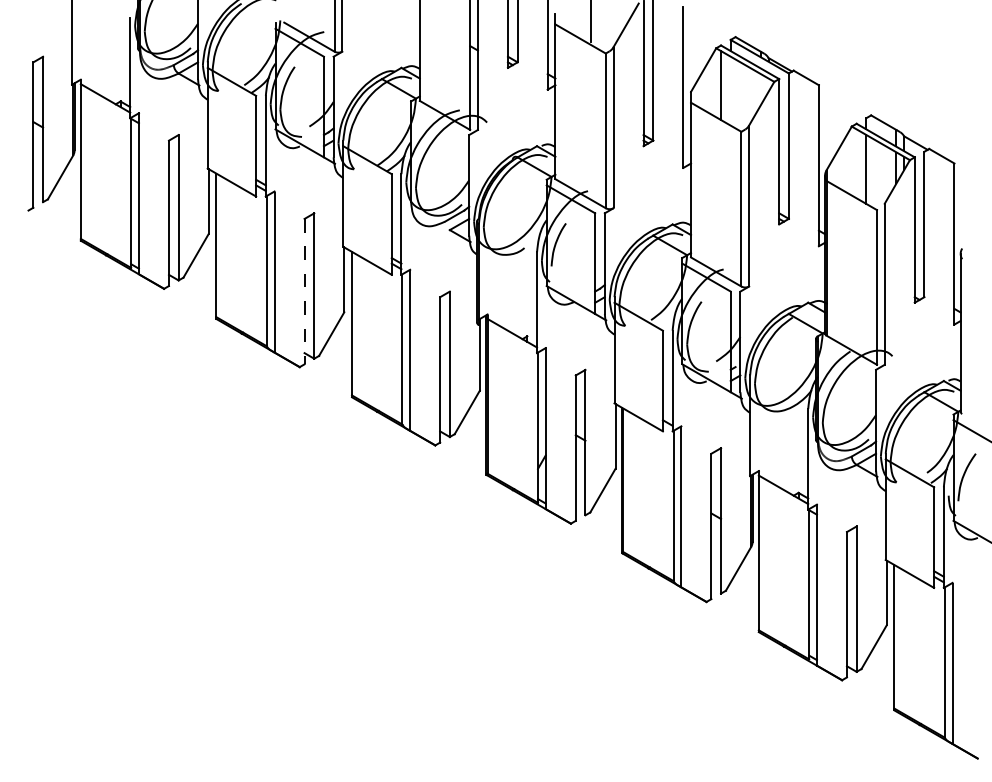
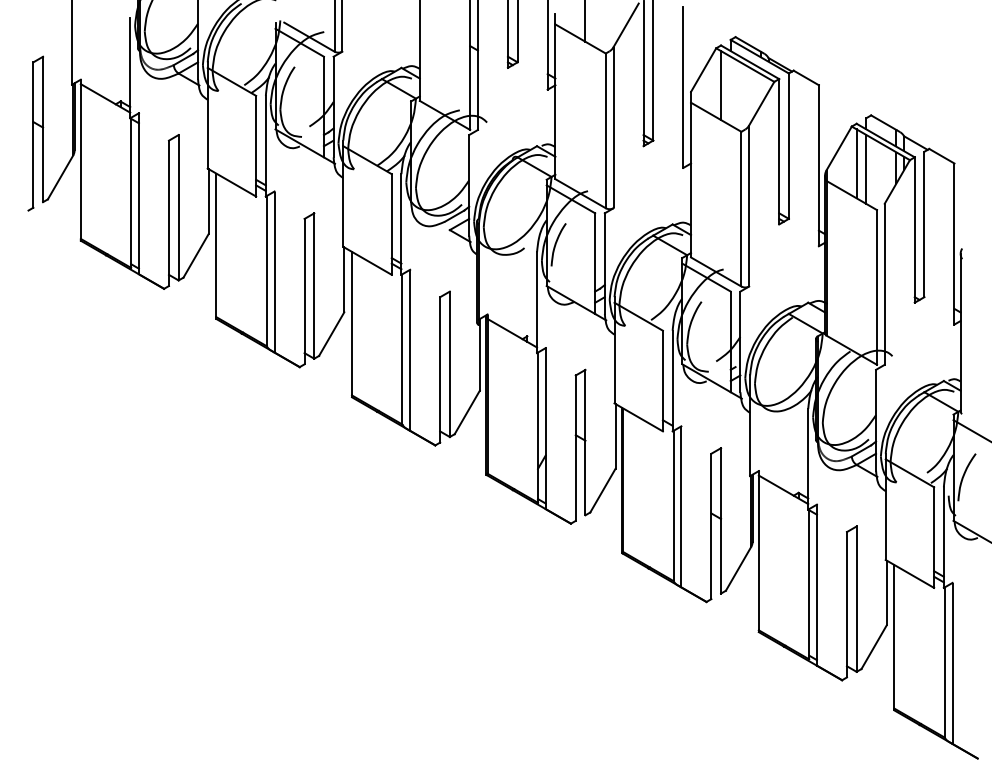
line position: (591, 21) -> (585, 21) (585, 21)
line: none -> present (856, 163)
line: dashed -> solid (304, 291)
